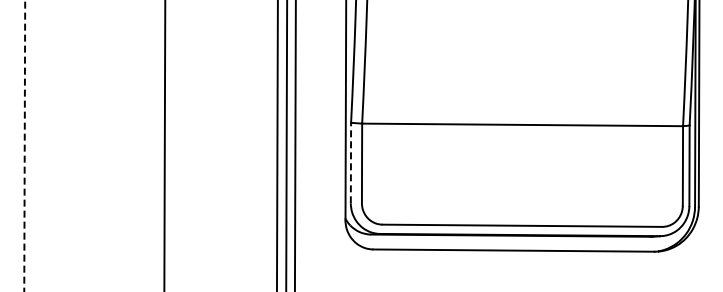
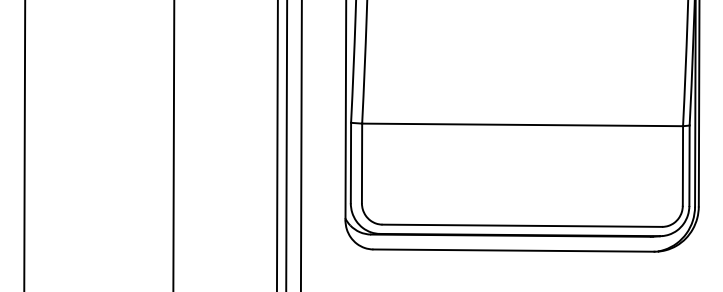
line position: (164, 145) -> (173, 145) (173, 145)
line position: (294, 145) -> (300, 145) (300, 145)
line: dashed -> solid (24, 146)
line: dashed -> solid (350, 162)
